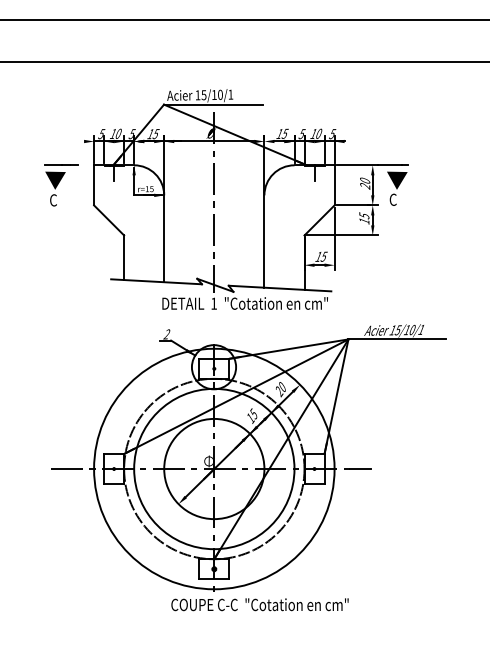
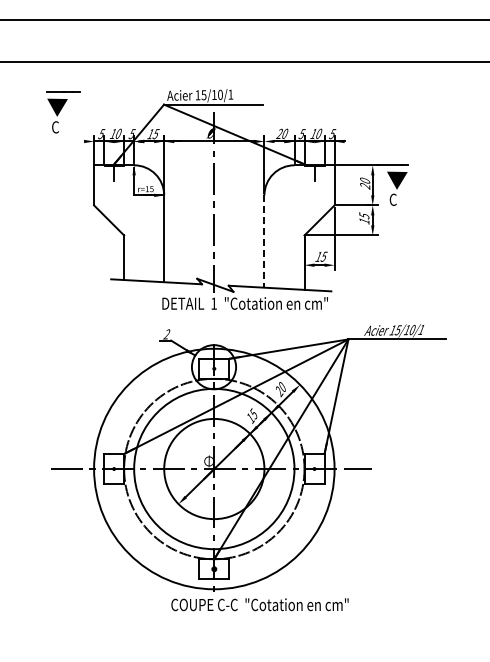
text: 15 -> 20 (282, 133)
part position: (61, 185) -> (63, 112) (63, 112)
line: solid -> dashed (264, 242)
